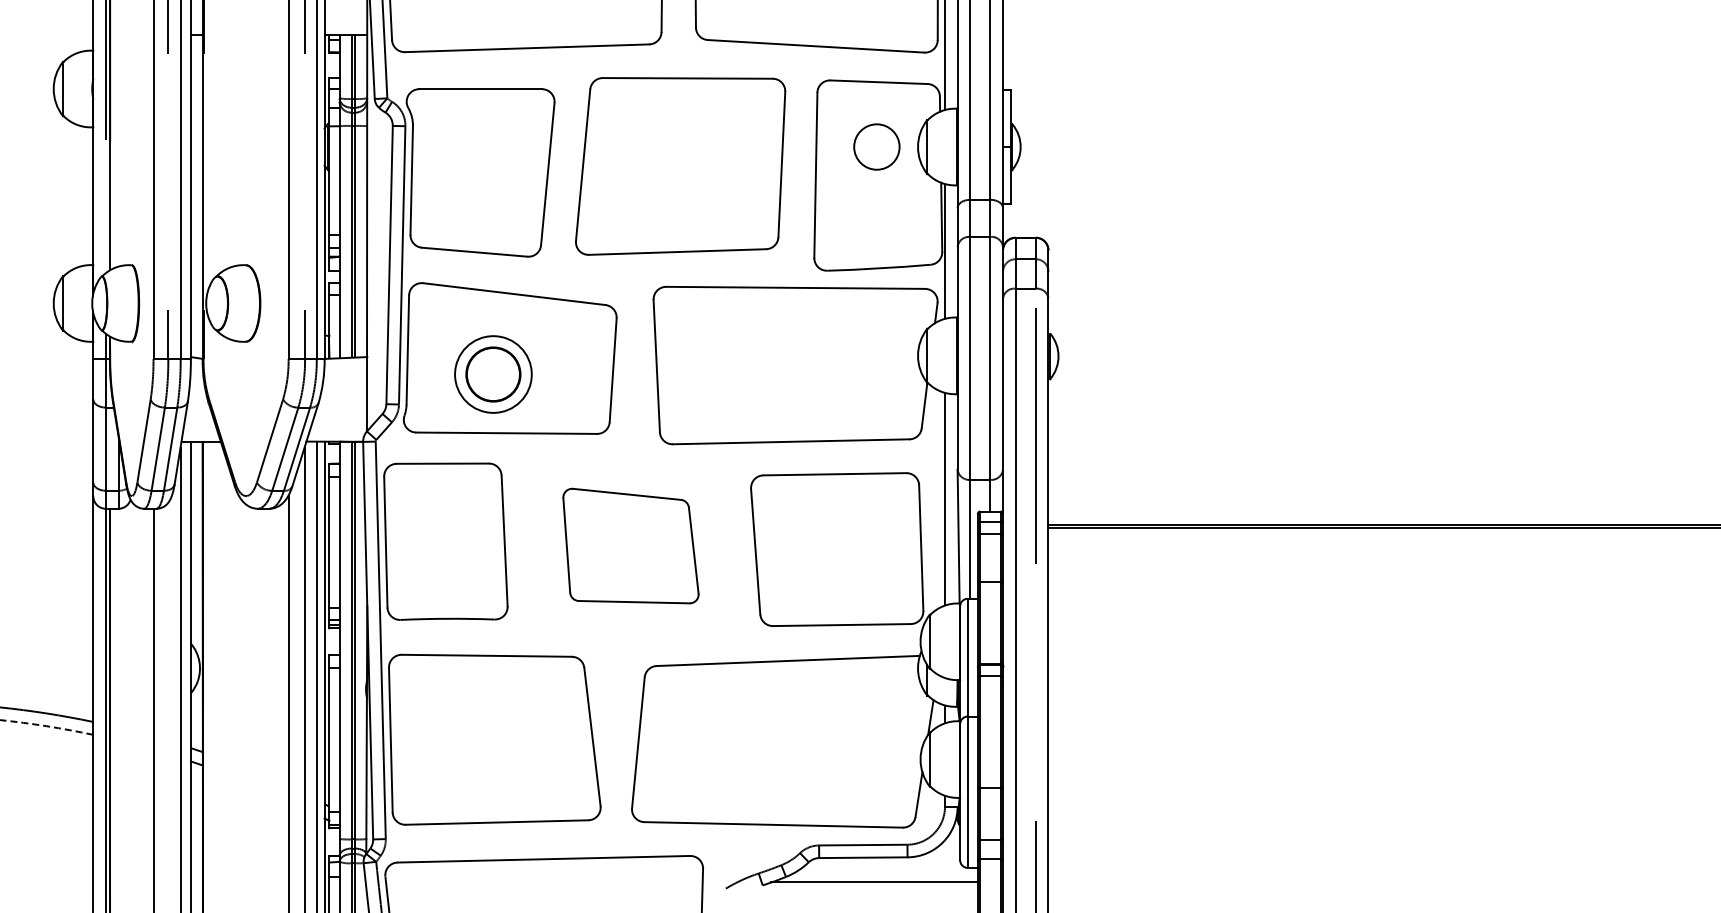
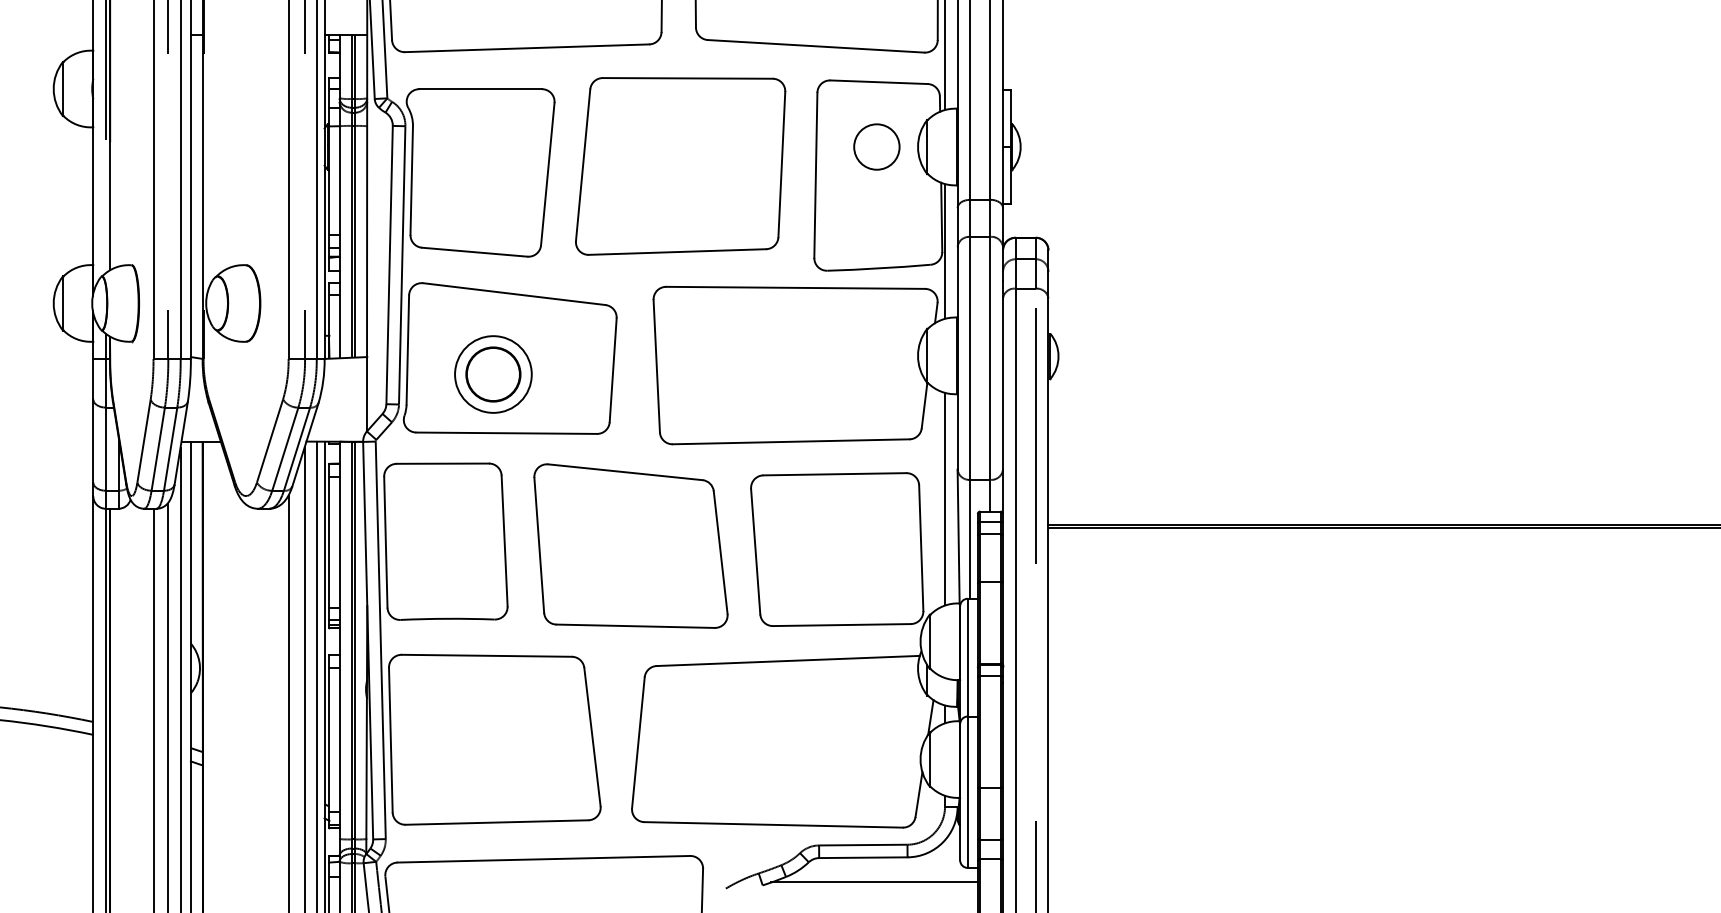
part size: 138x118 px -> 196x166 px (630, 545)
line: none -> present (168, 705)
arc: dashed -> solid (46, 726)
